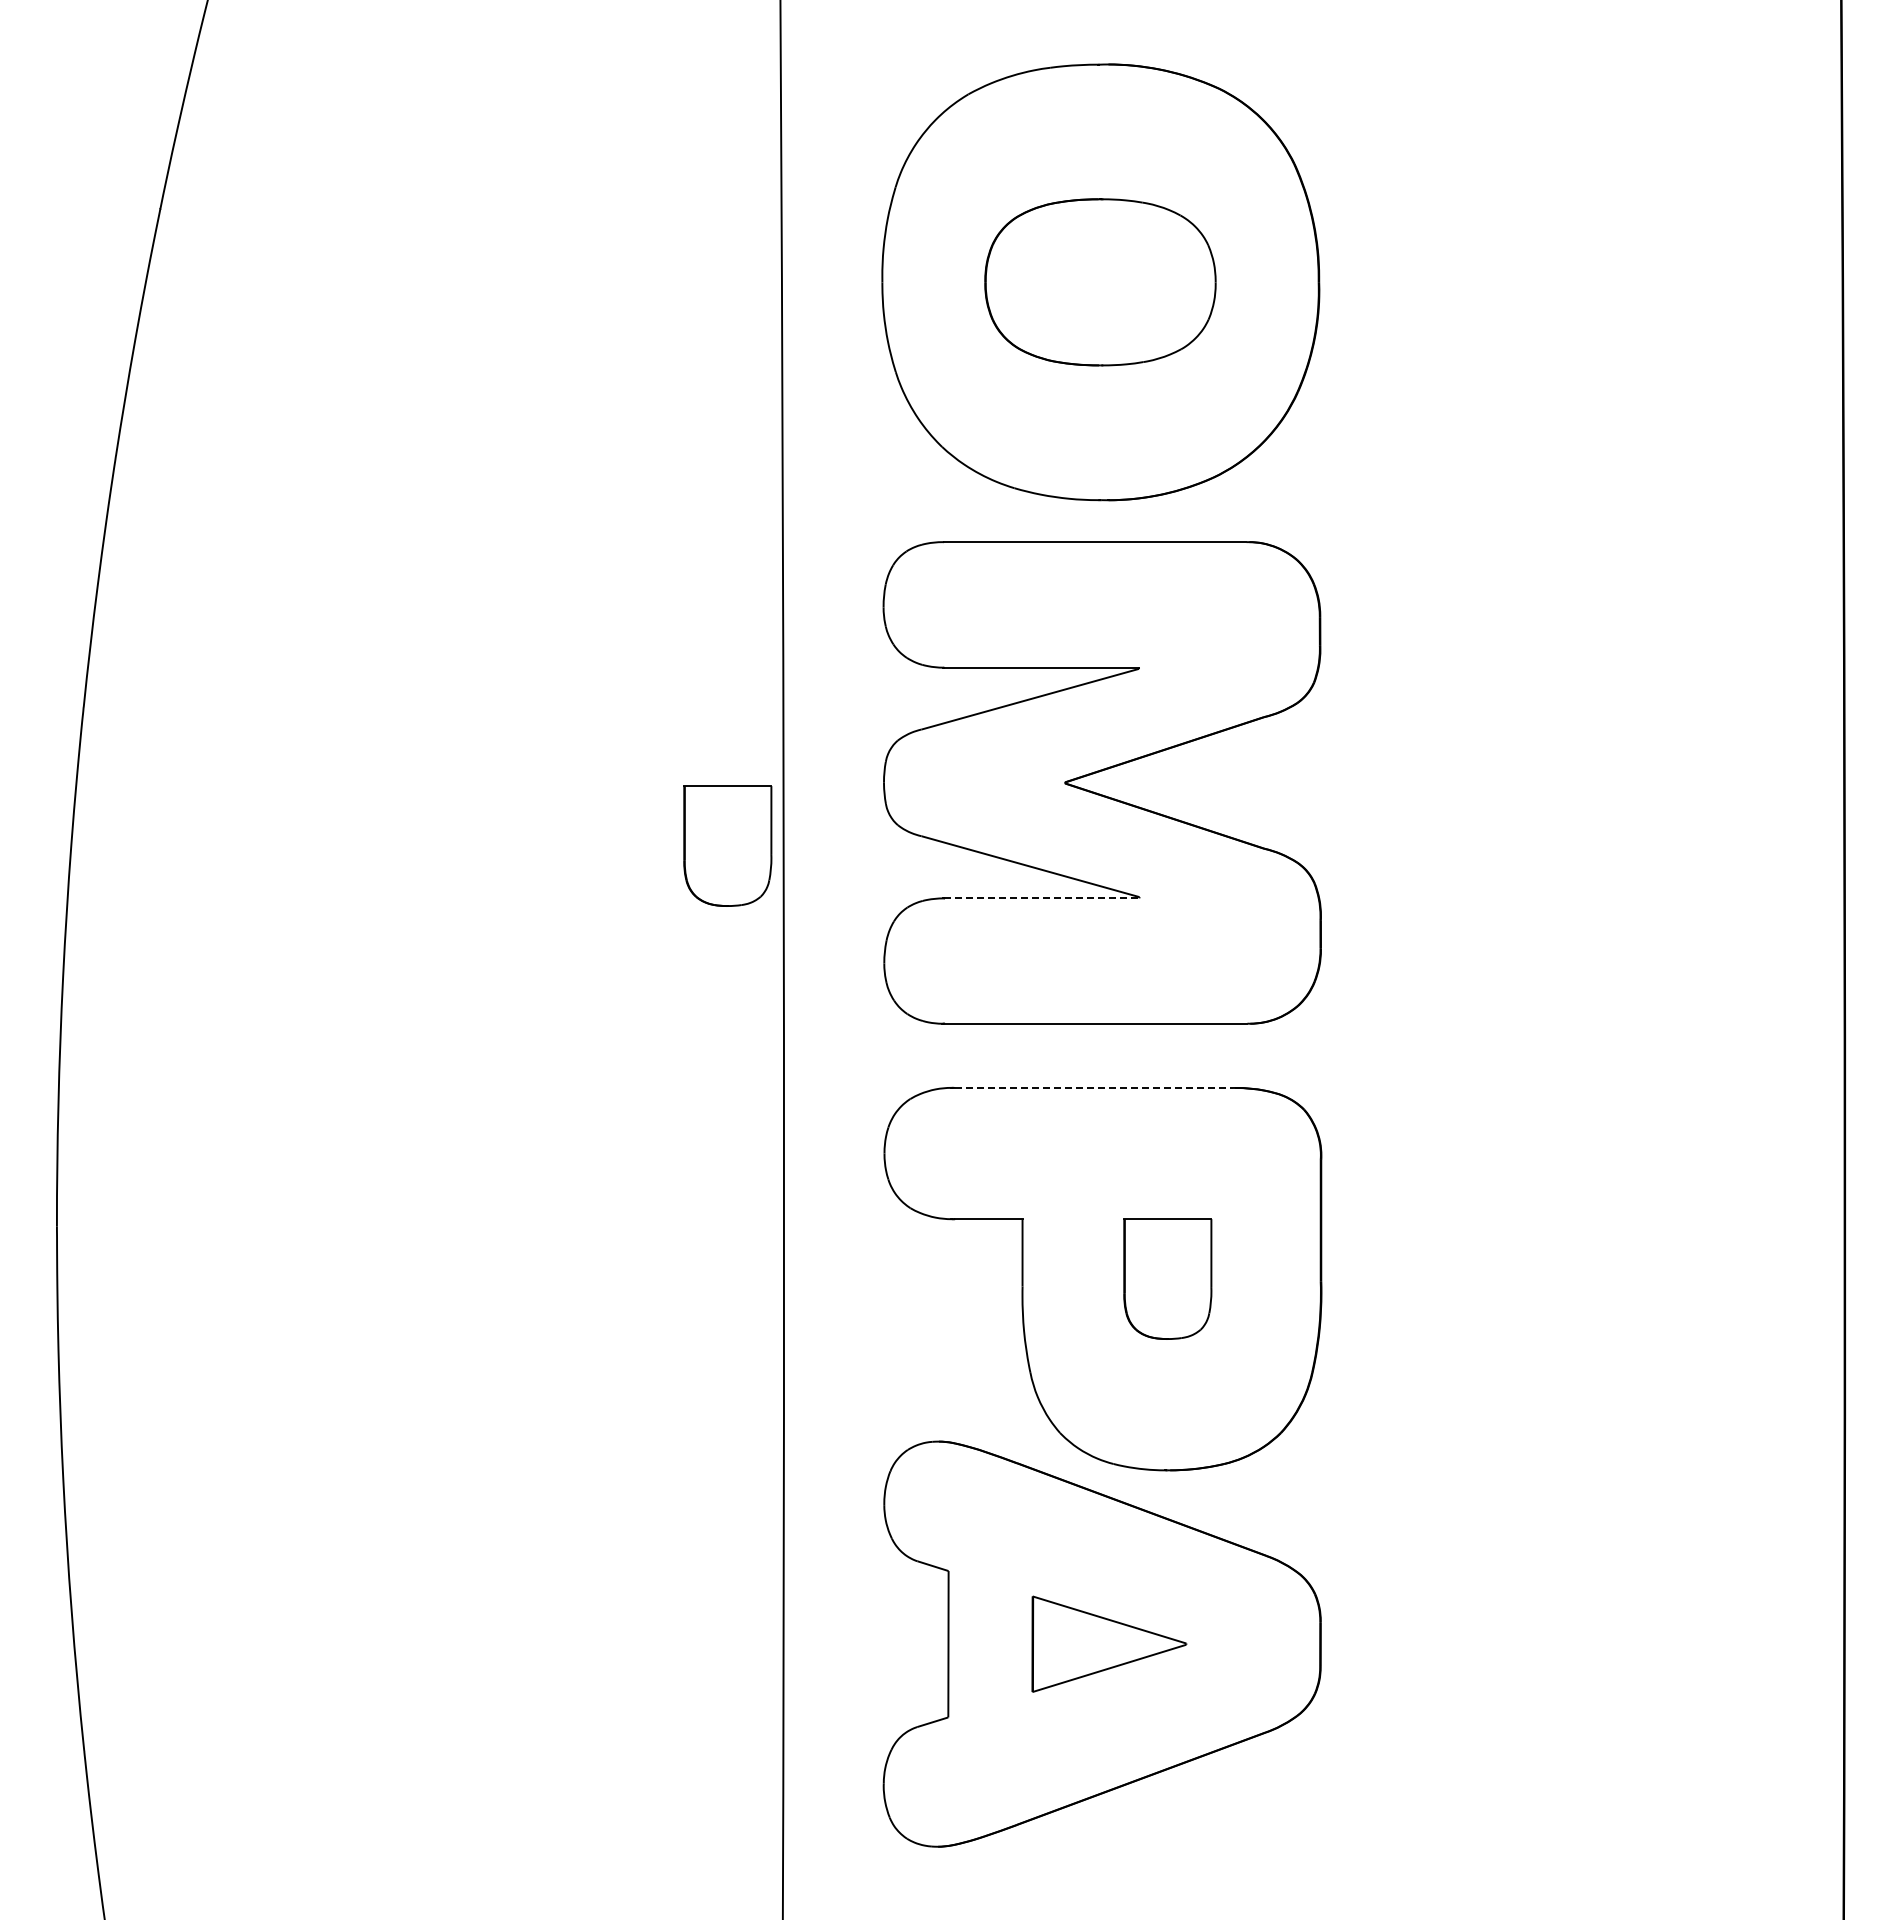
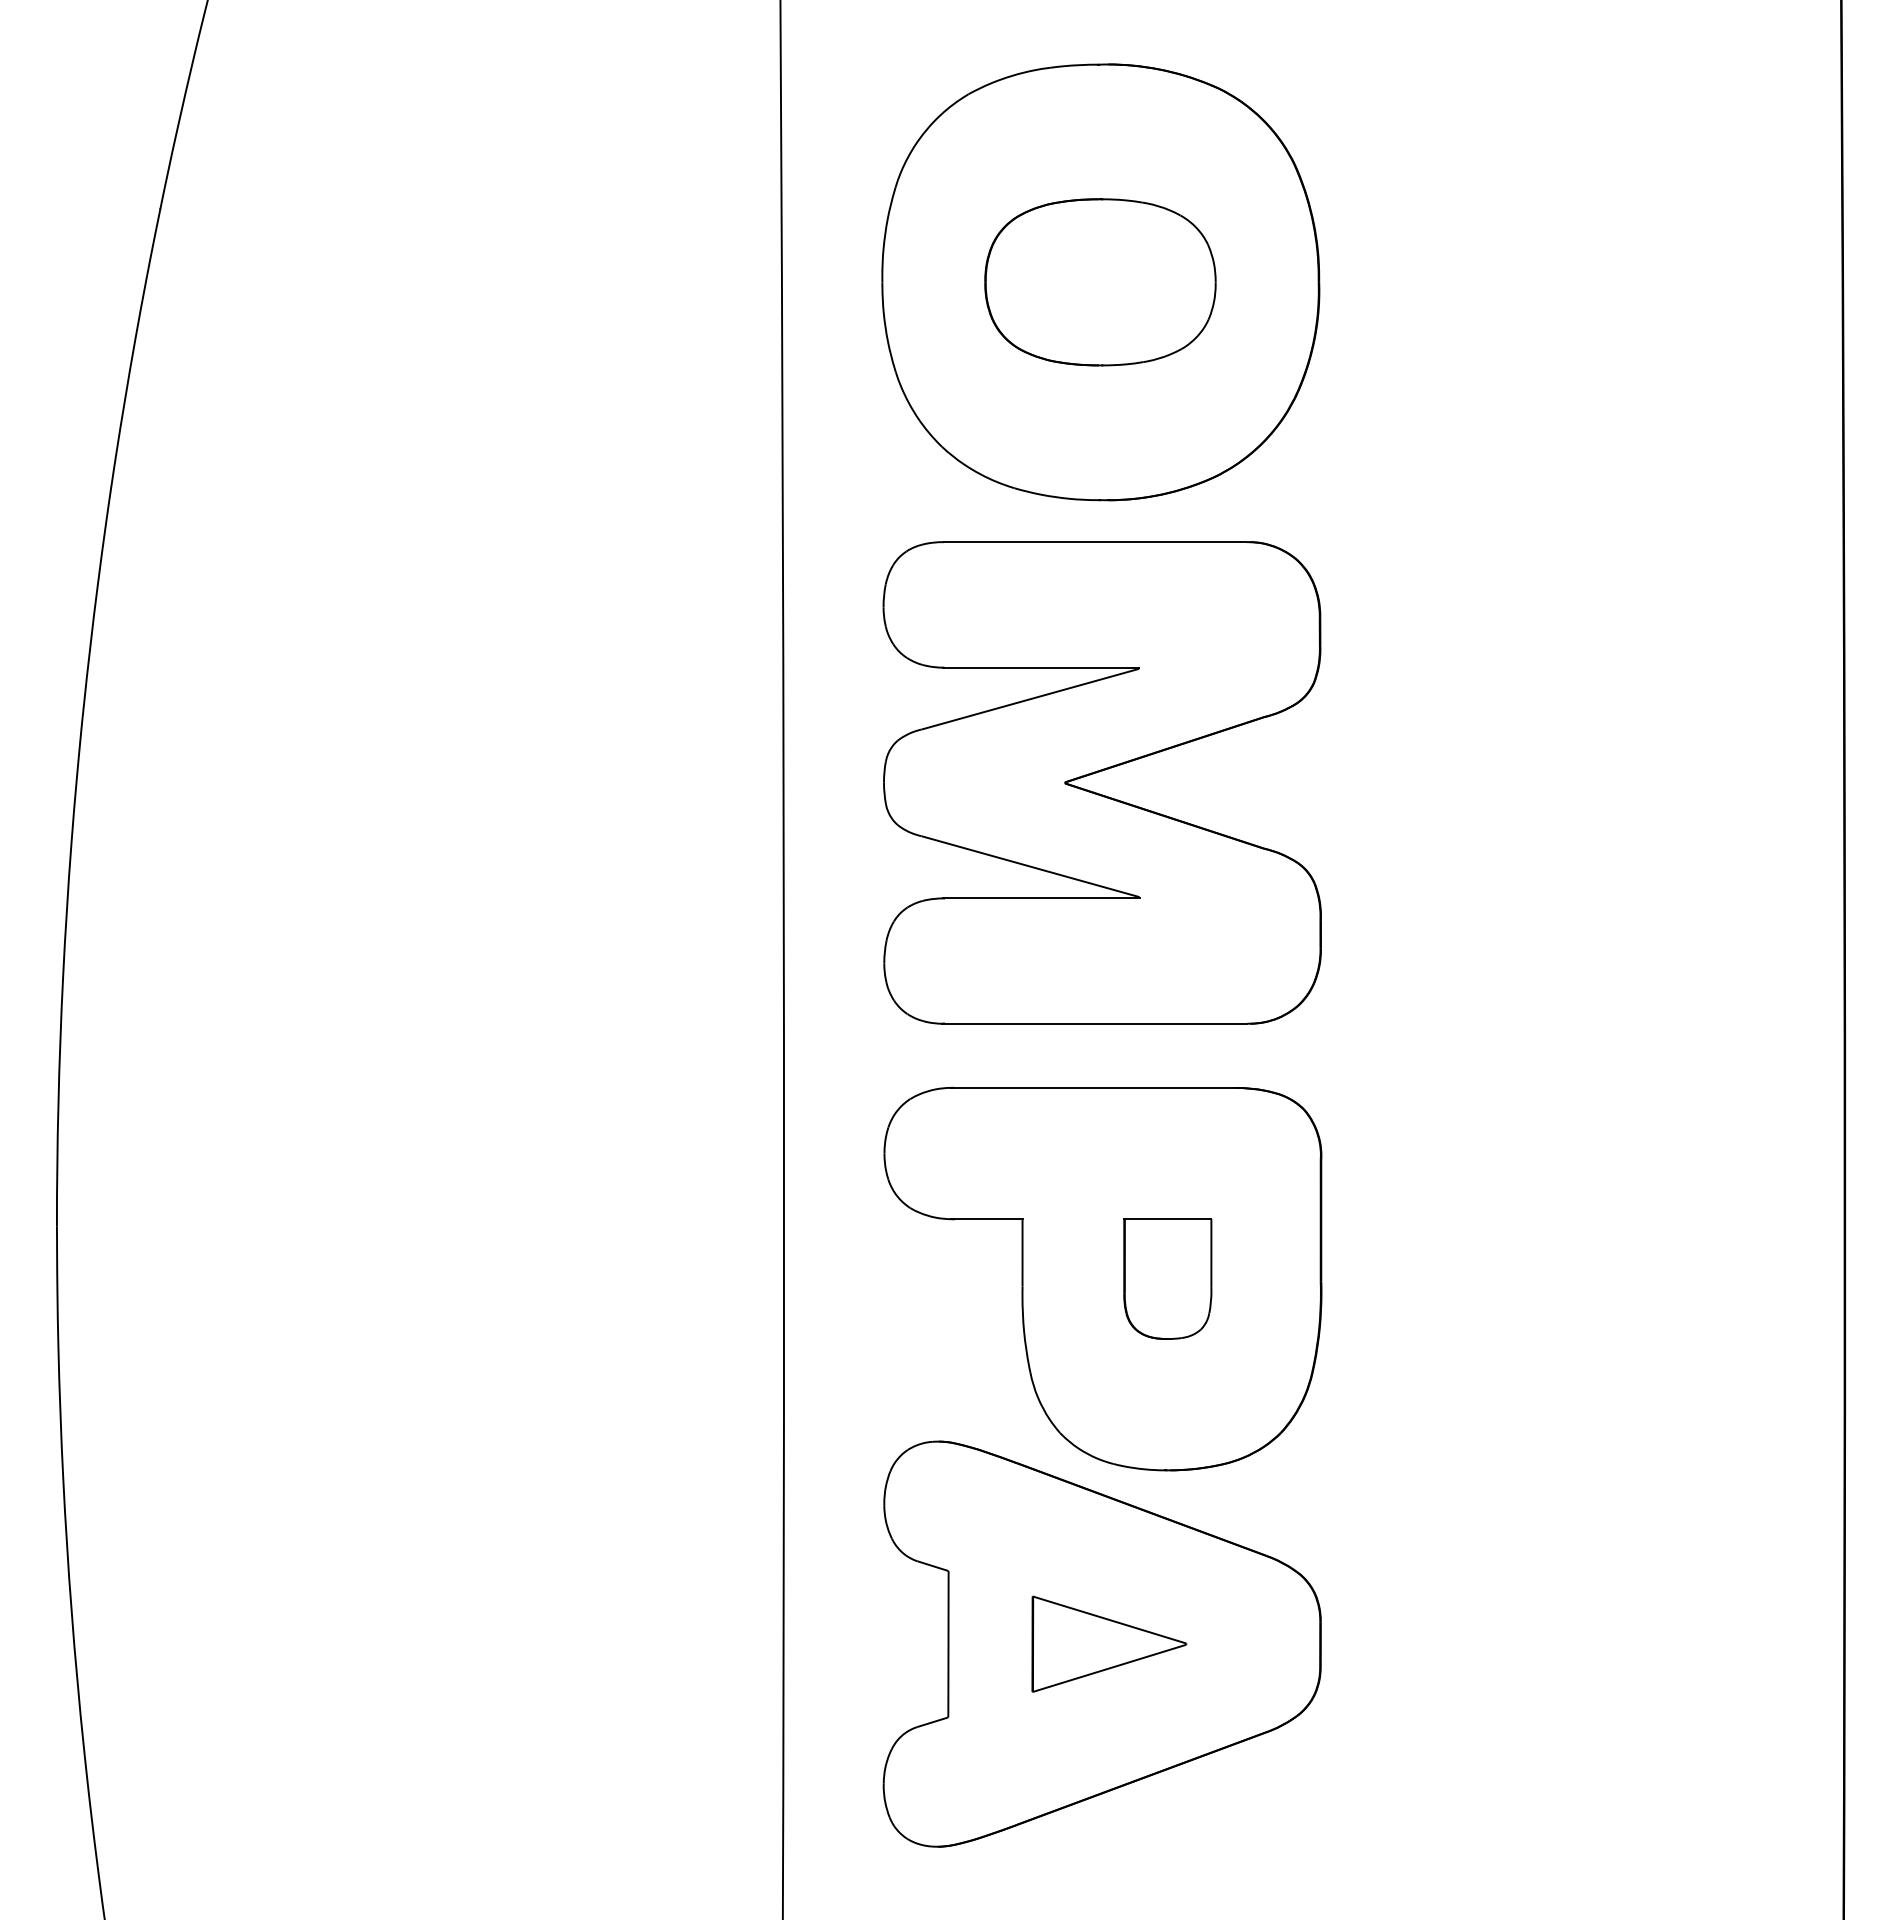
part: present -> none (727, 845)
line: dashed -> solid (1041, 898)
line: dashed -> solid (1094, 1087)
